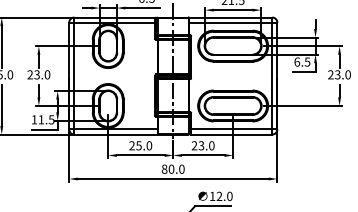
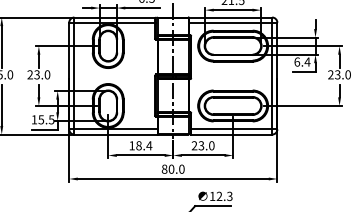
text: 6.5 -> 6.4 (307, 61)
text: 11.5 -> 15.5 (41, 119)
text: 25.0 -> 18.4 (140, 145)
text: 12.0 -> 12.3 (229, 196)
